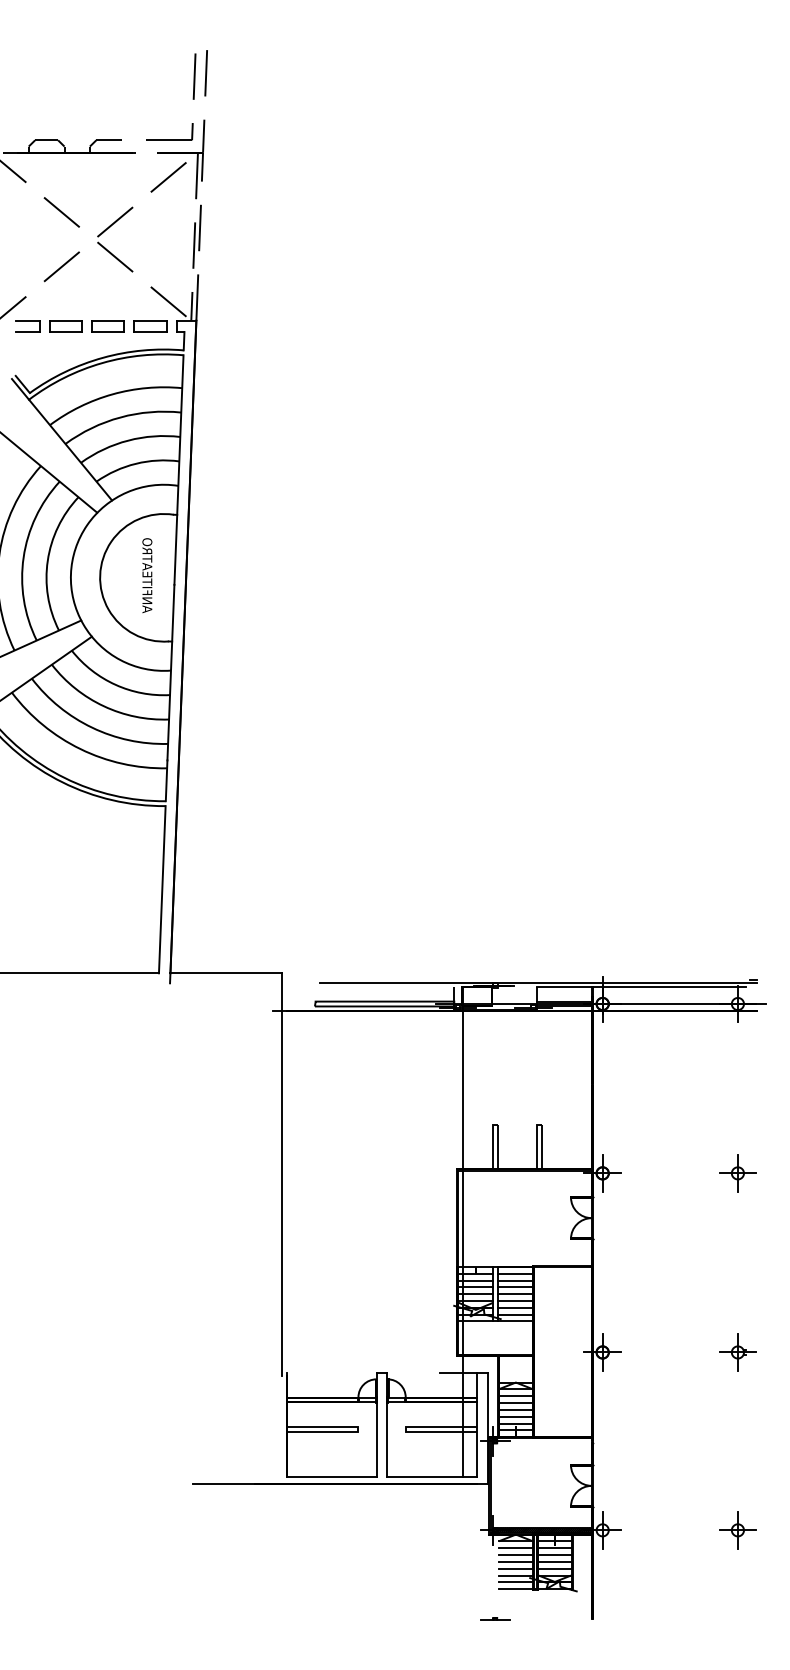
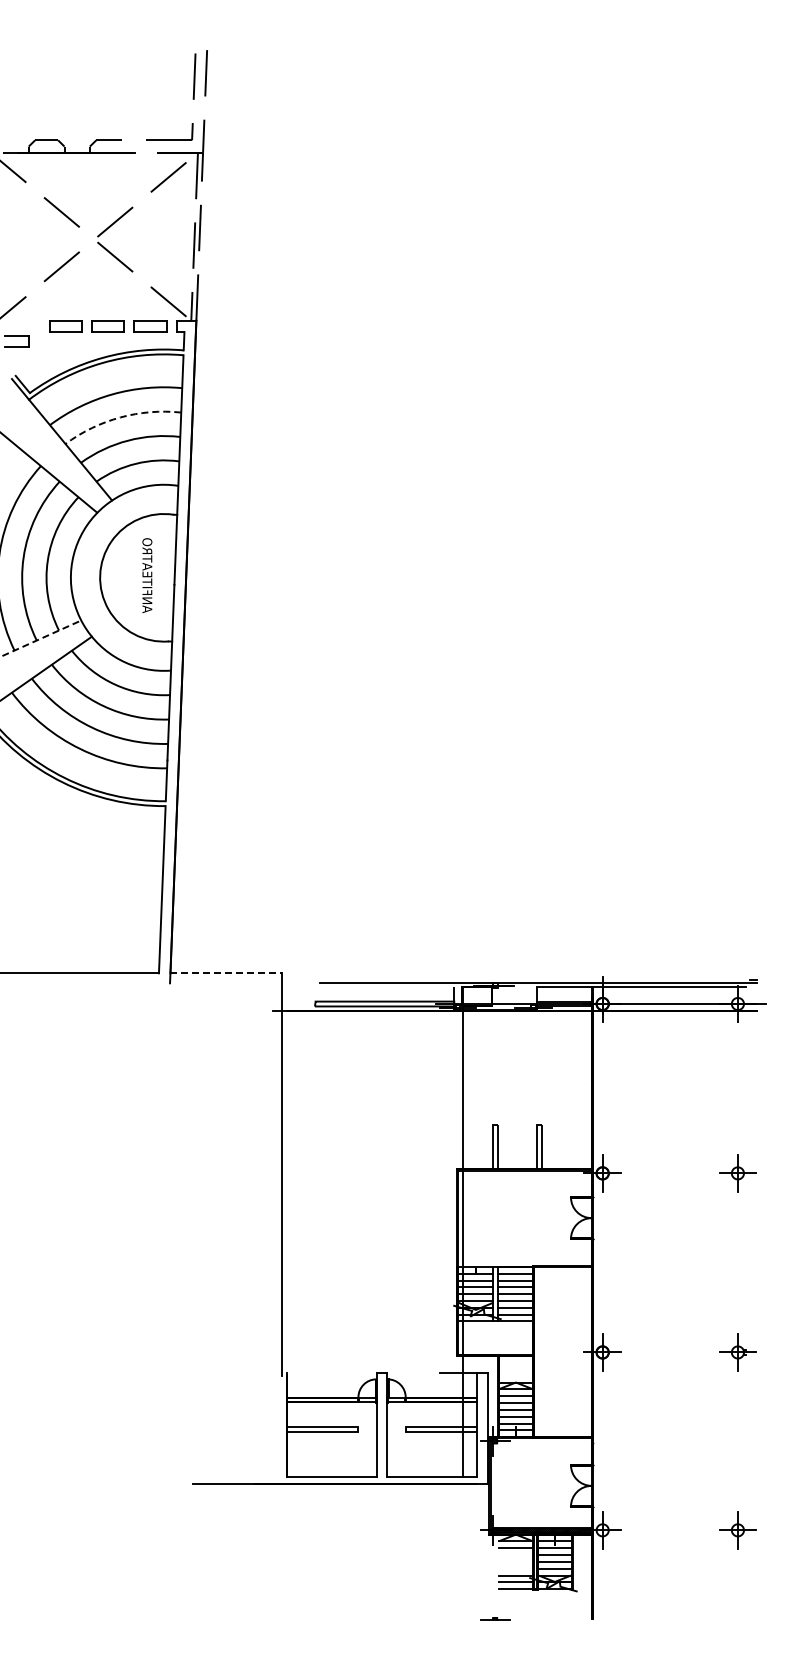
part position: (27, 326) -> (16, 341) (16, 341)
arc: solid -> dashed (120, 417)
line: solid -> dashed (41, 638)
line: solid -> dashed (226, 973)
line: present -> none (515, 1555)
line: present -> none (515, 1561)
line: present -> none (515, 1568)
